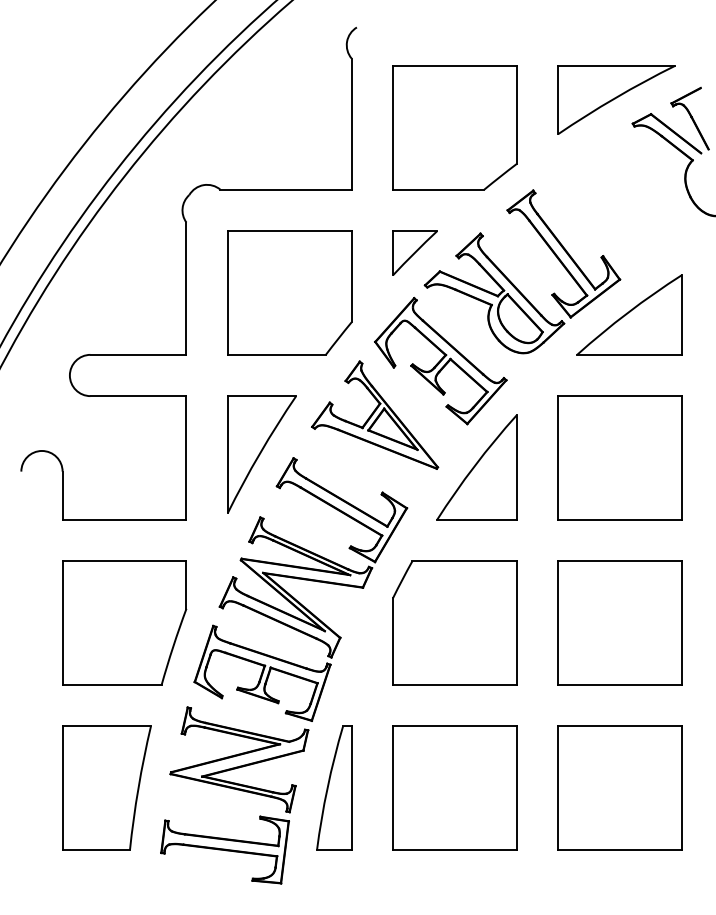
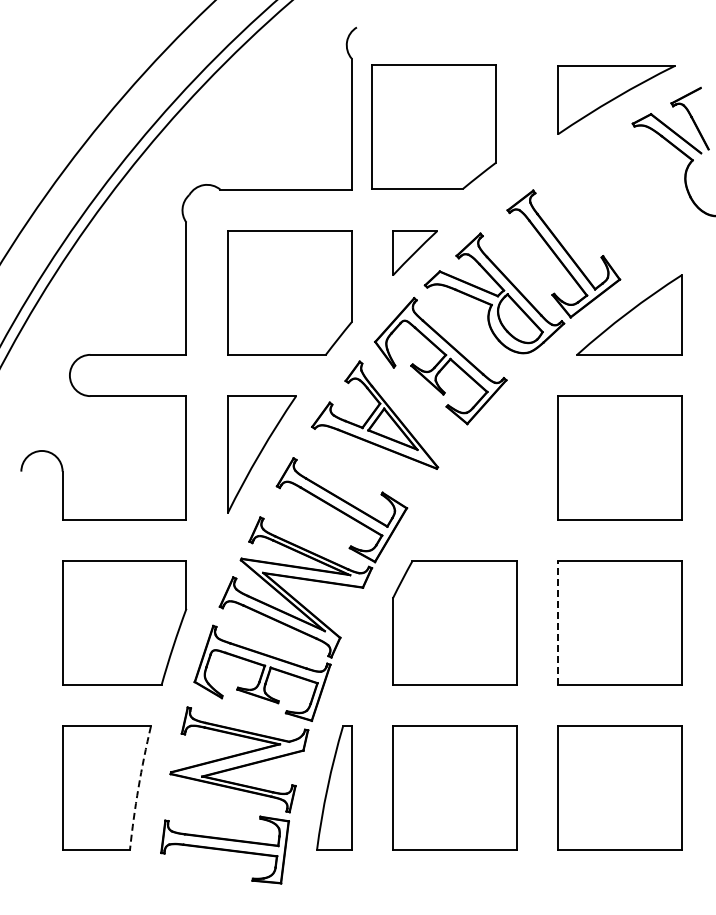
part position: (454, 127) -> (433, 126) (433, 126)
part: present -> none (476, 467)
line: solid -> dashed (558, 623)
arc: solid -> dashed (138, 788)
